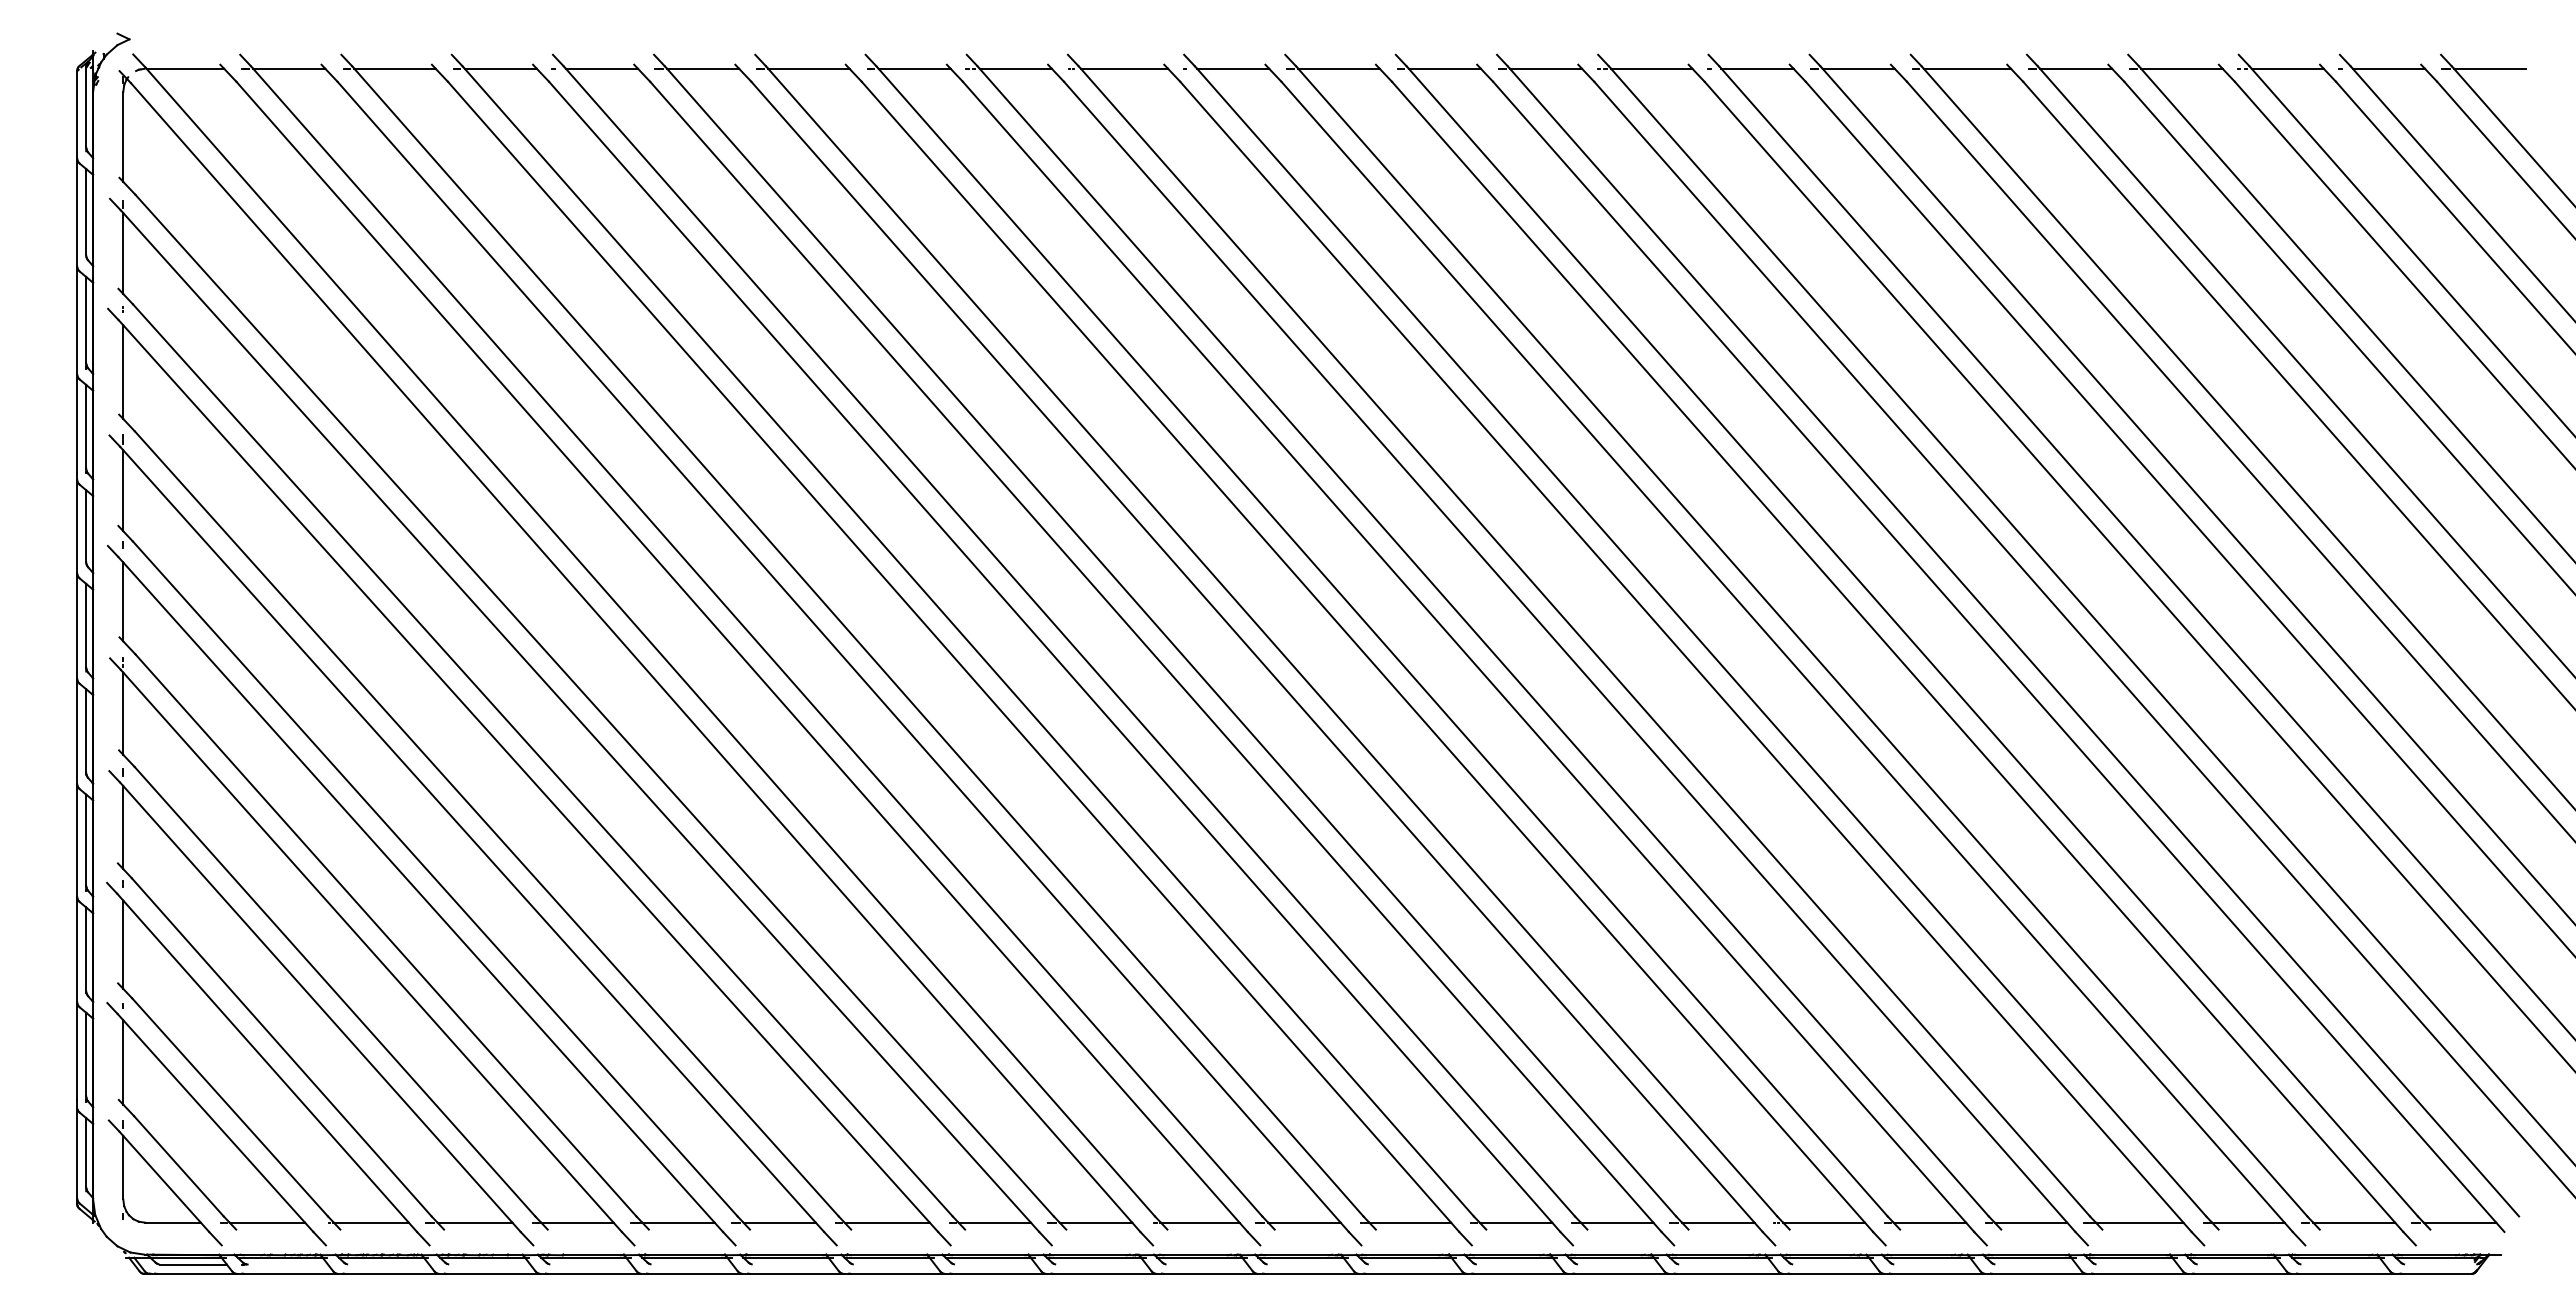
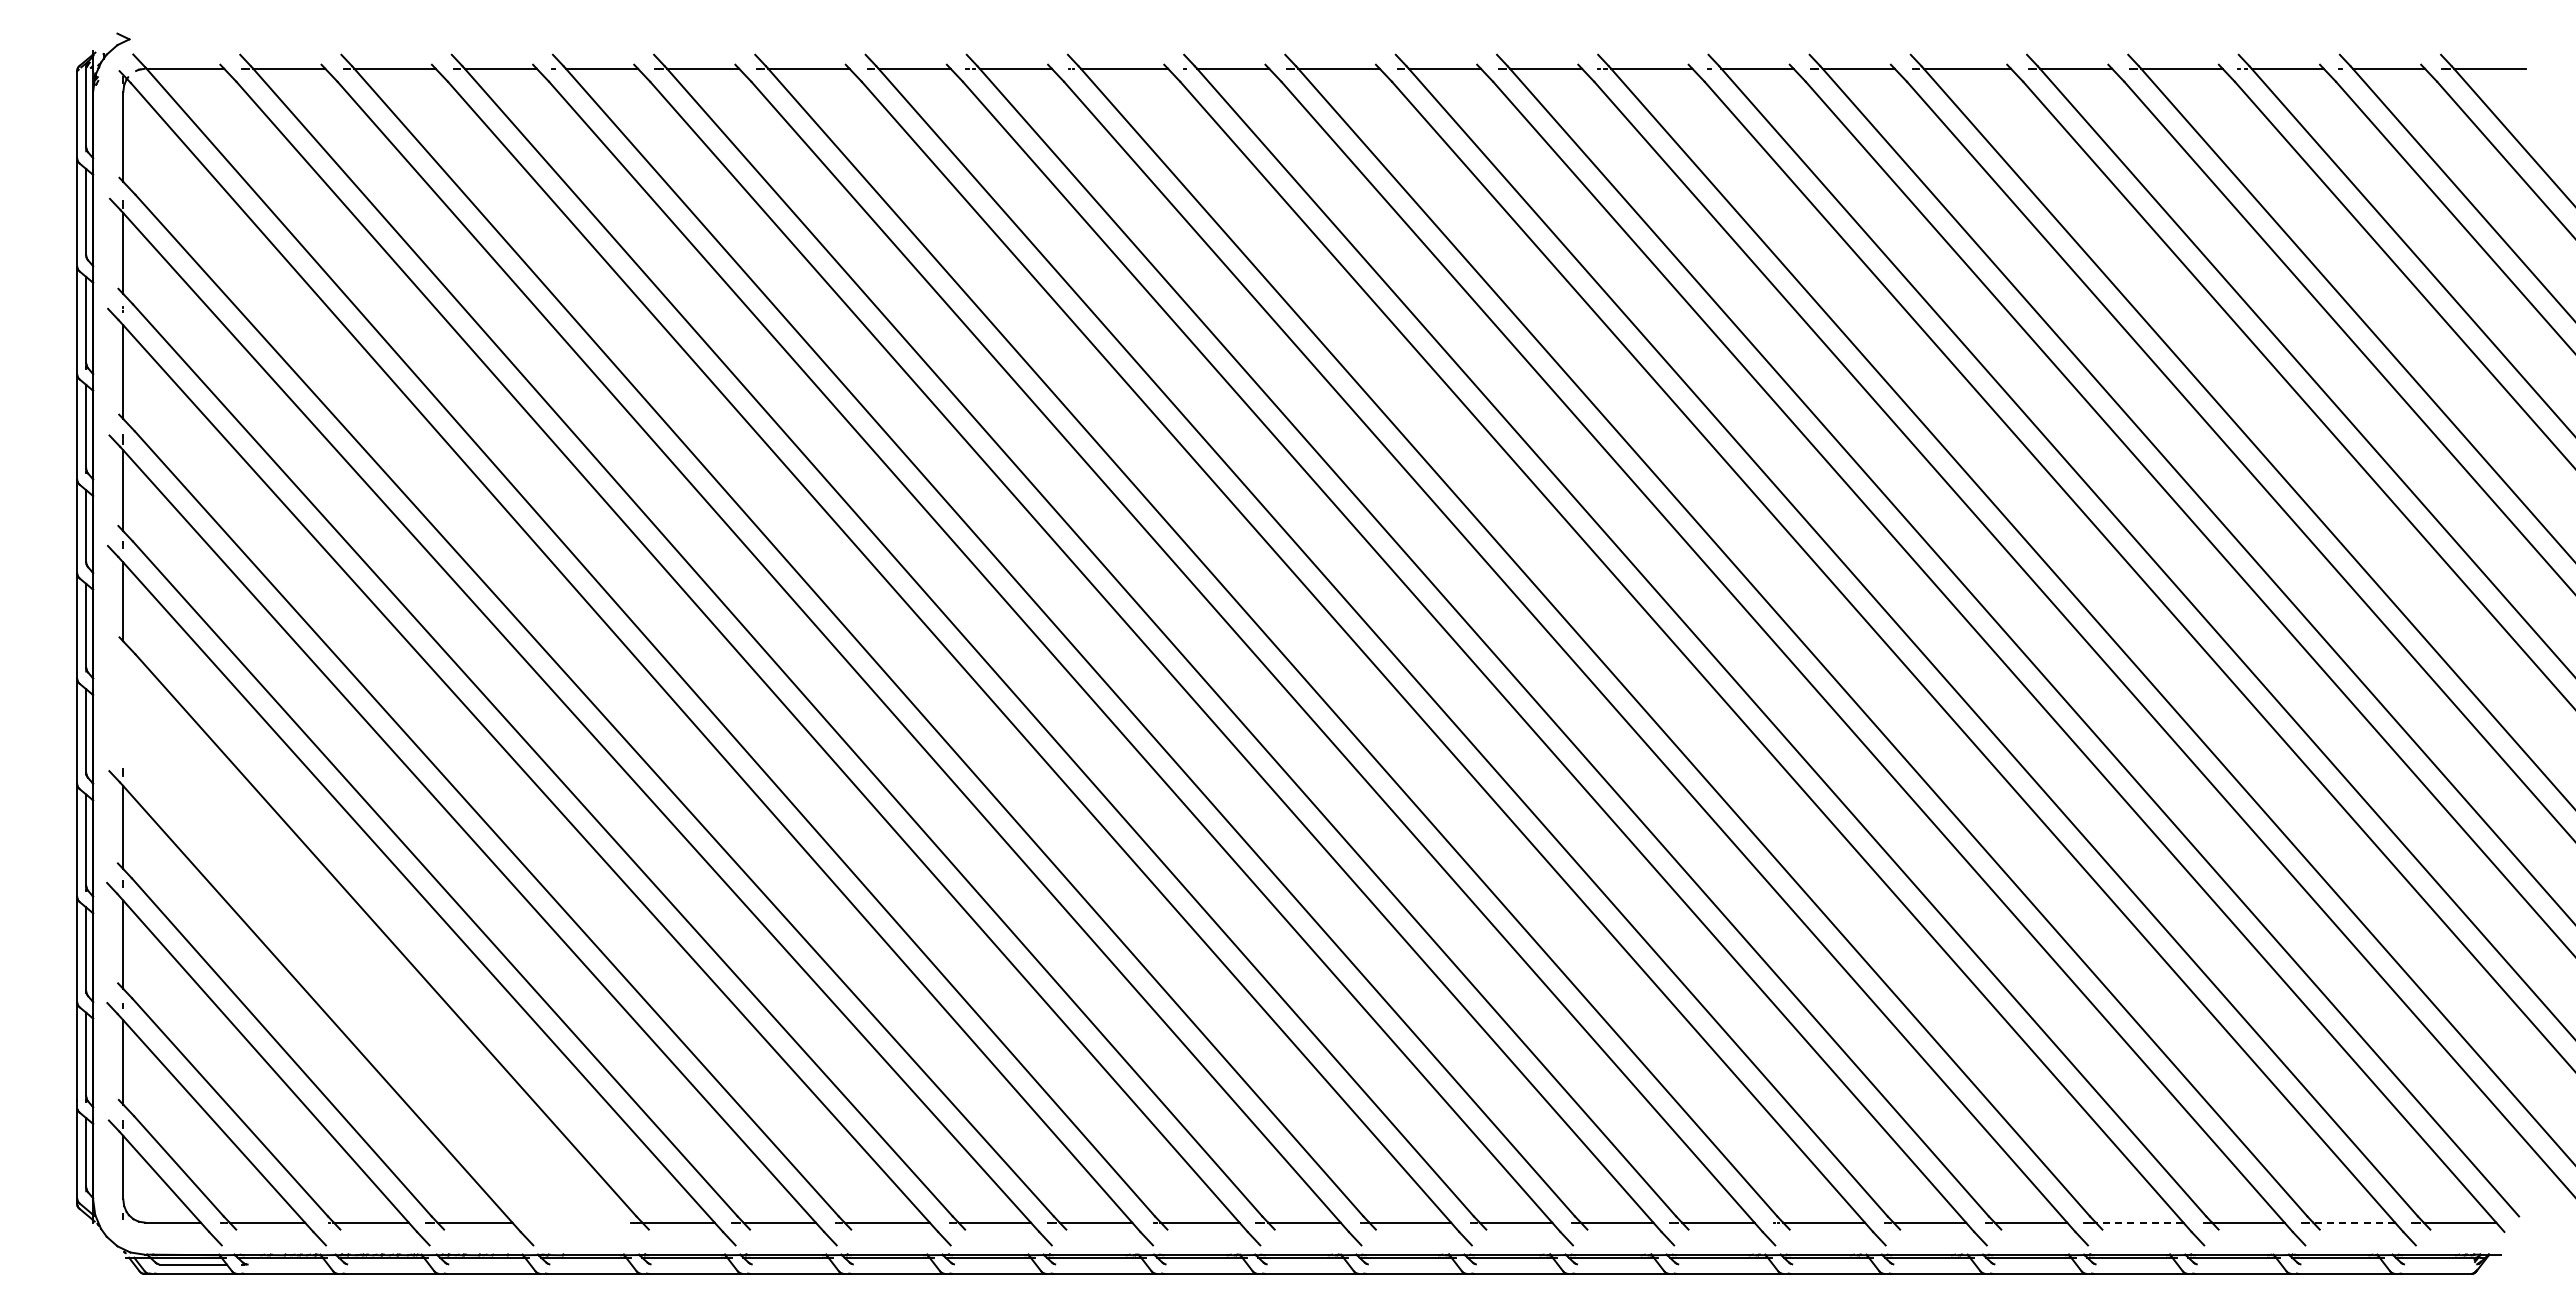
part: present -> none (372, 951)
line: solid -> dashed (2139, 1222)
line: solid -> dashed (2354, 1222)
